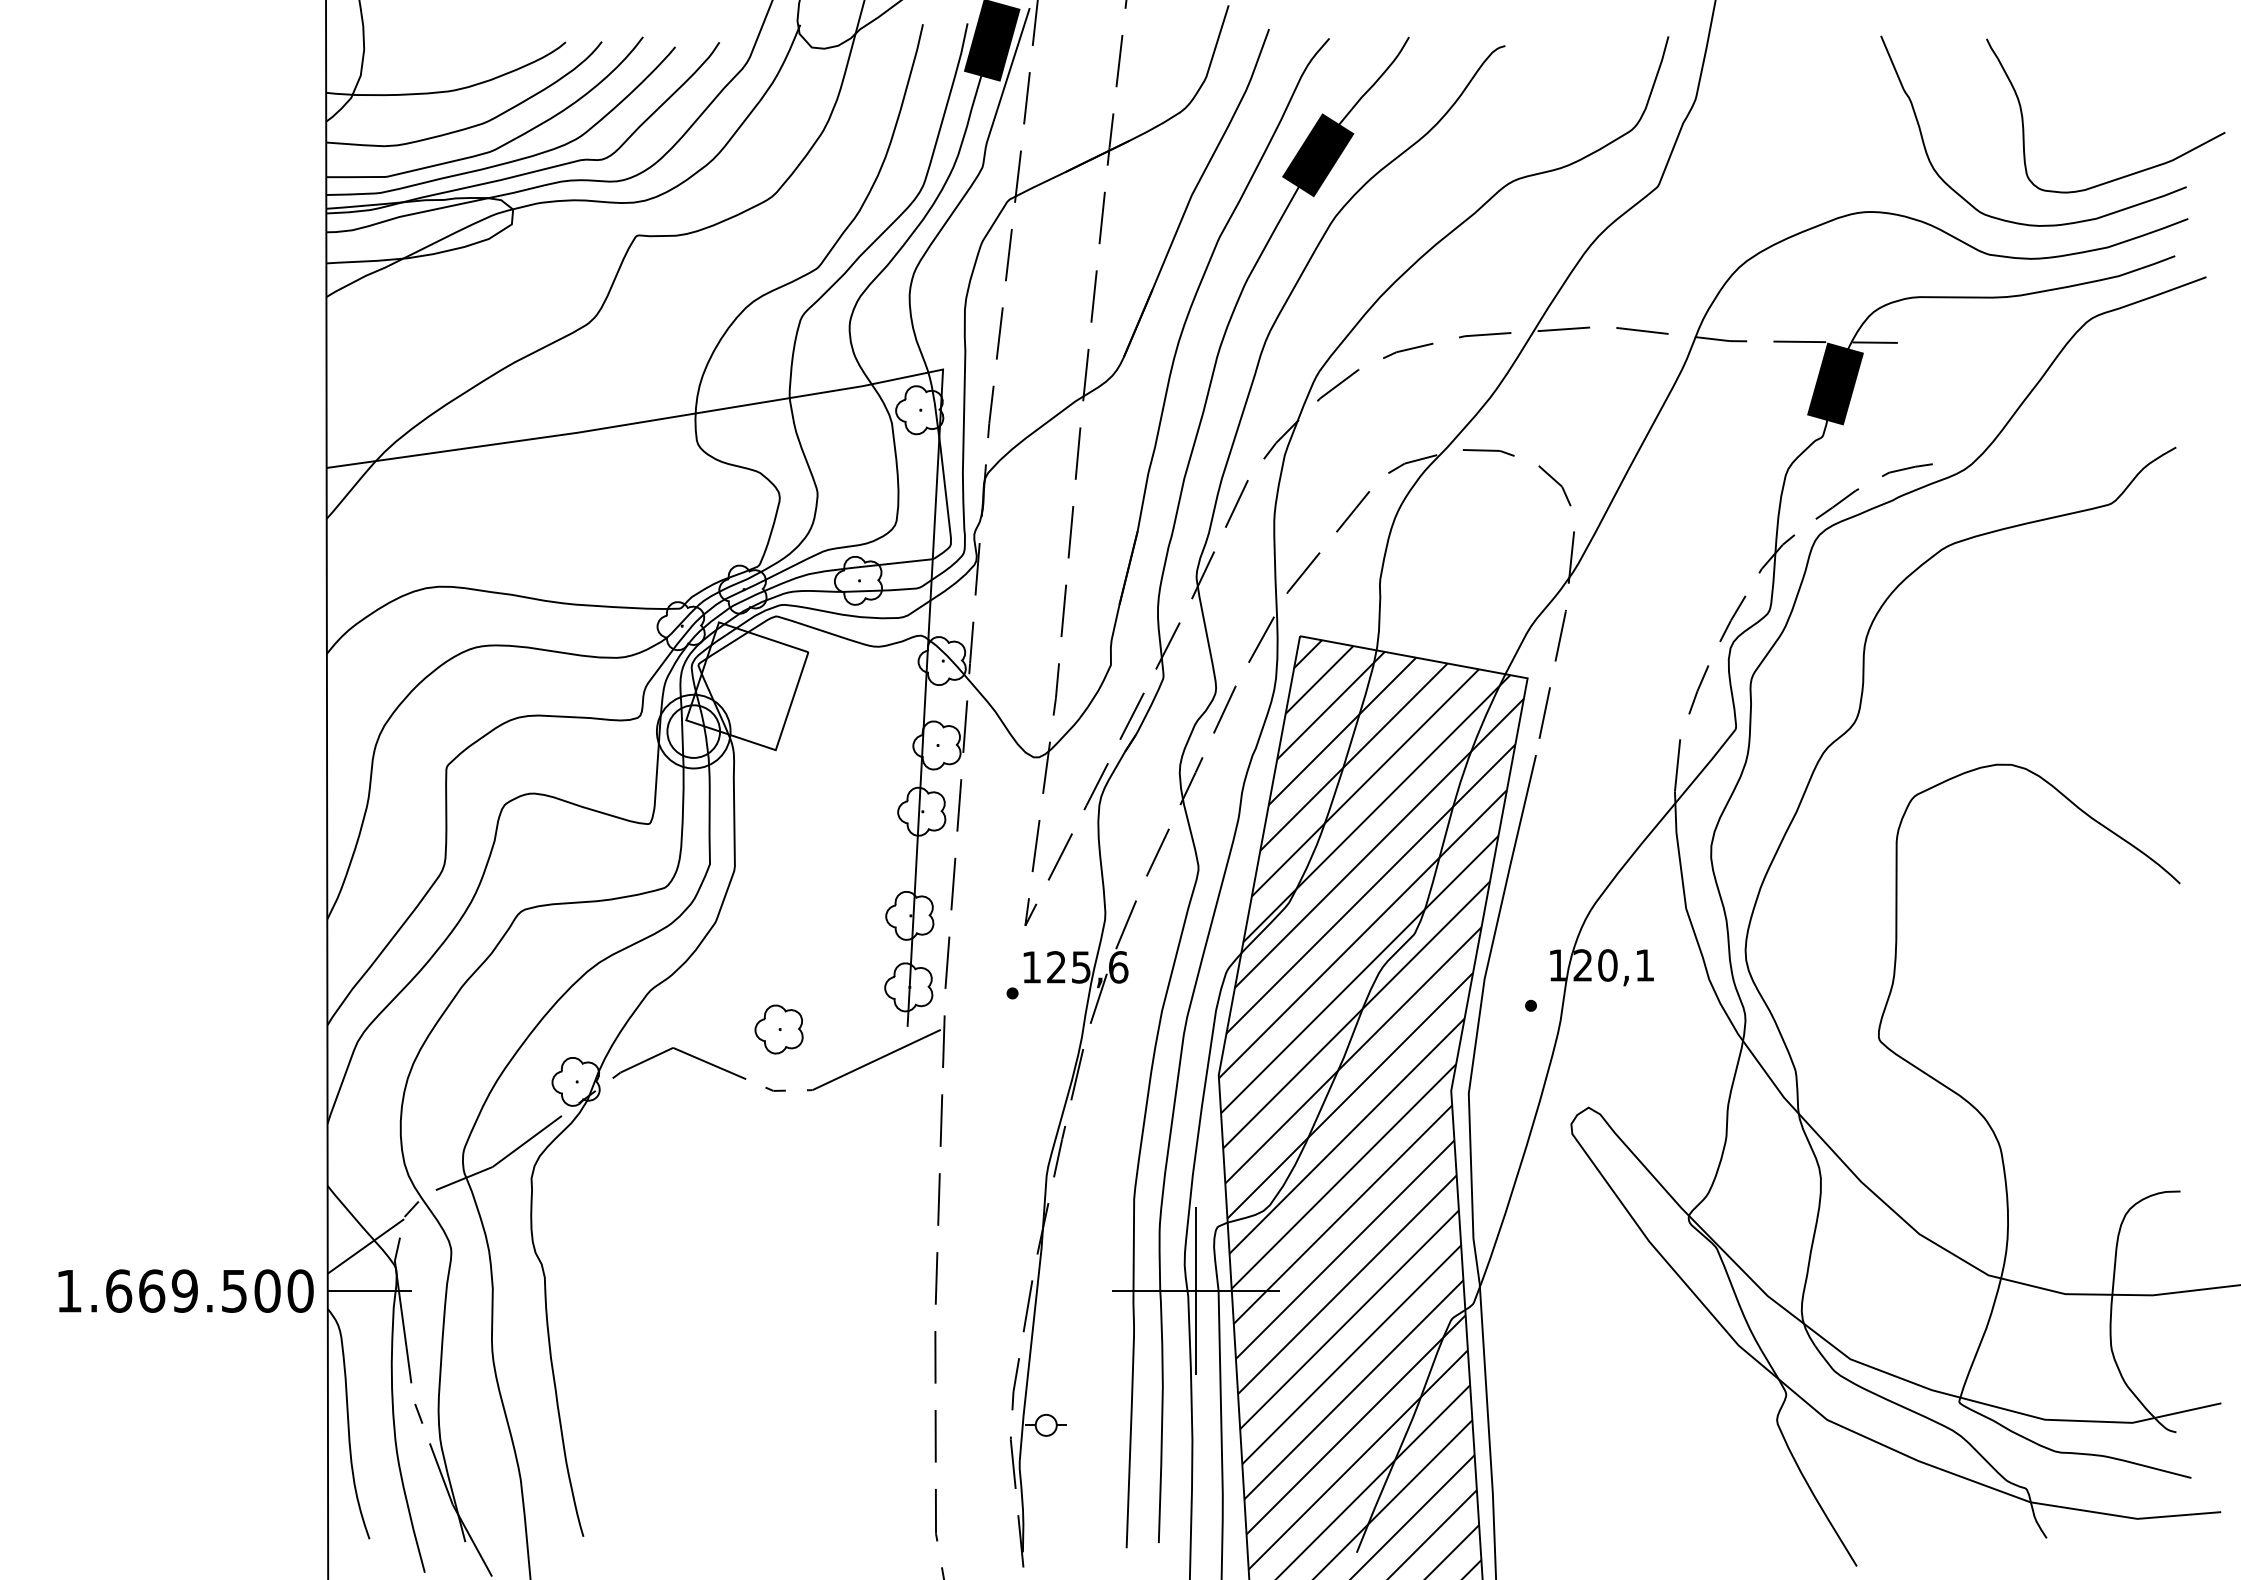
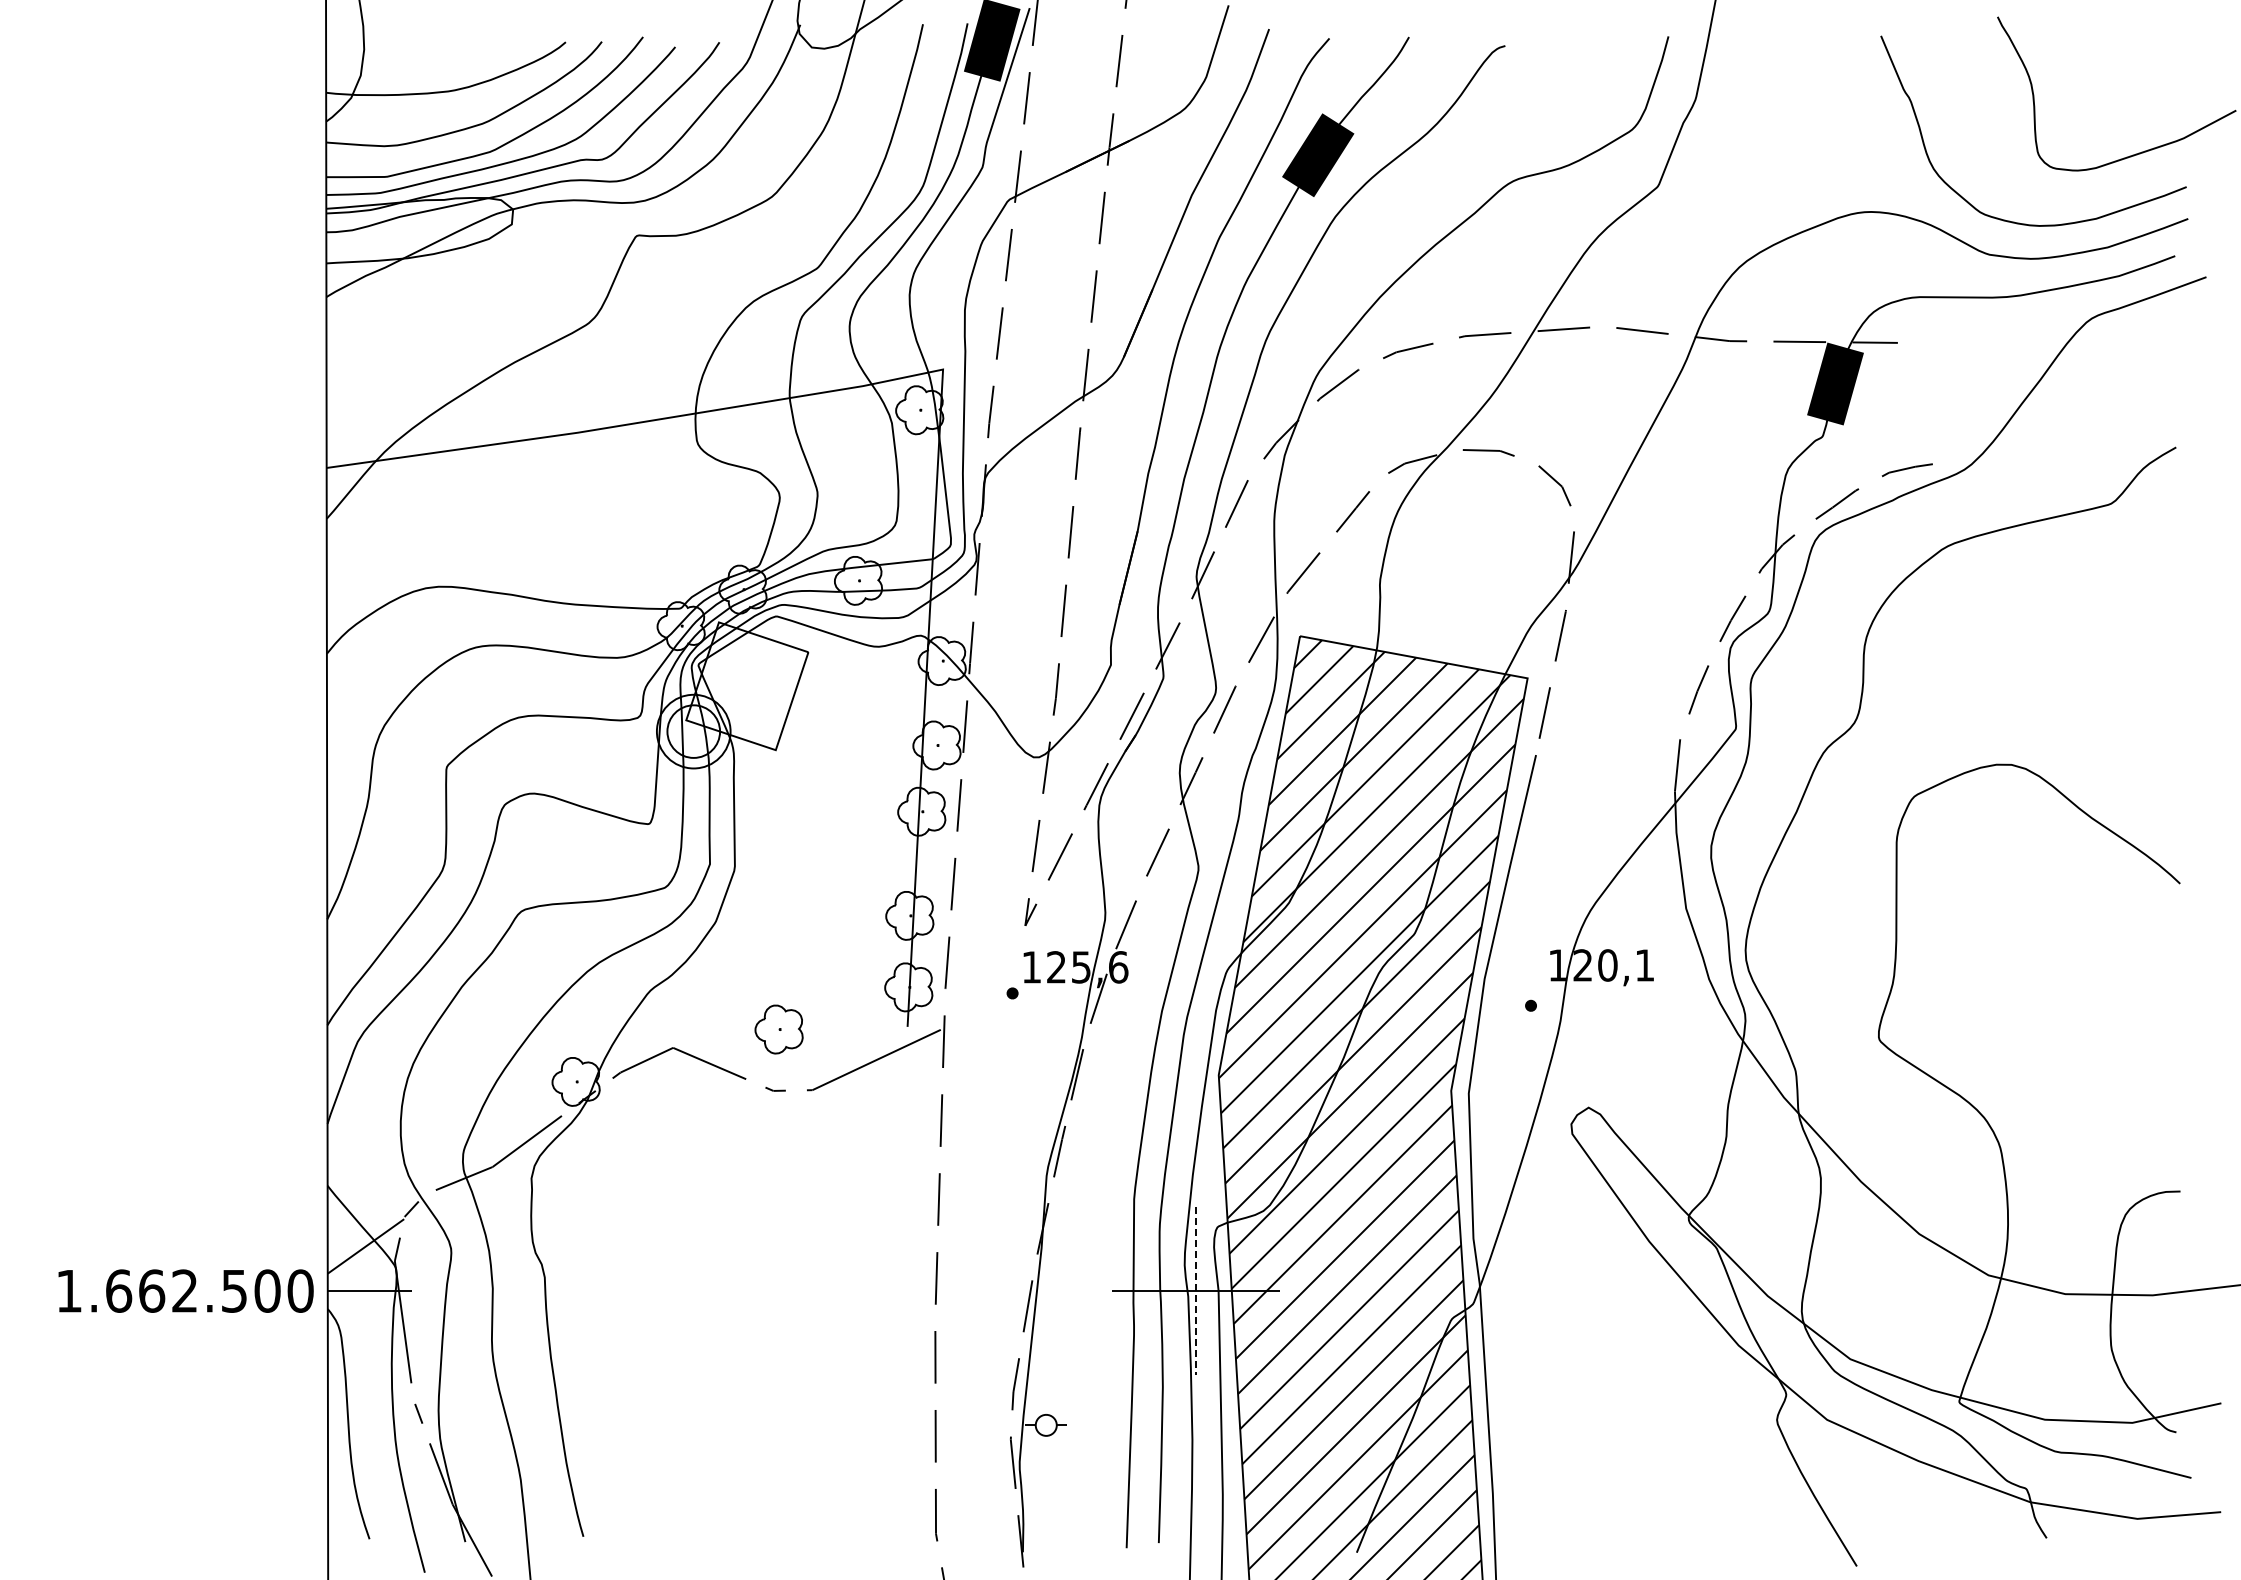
curve position: (2124, 175) -> (2135, 153) (2135, 153)
text: 1.669.500 -> 1.662.500 (184, 1290)
line: solid -> dashed (1195, 1291)
